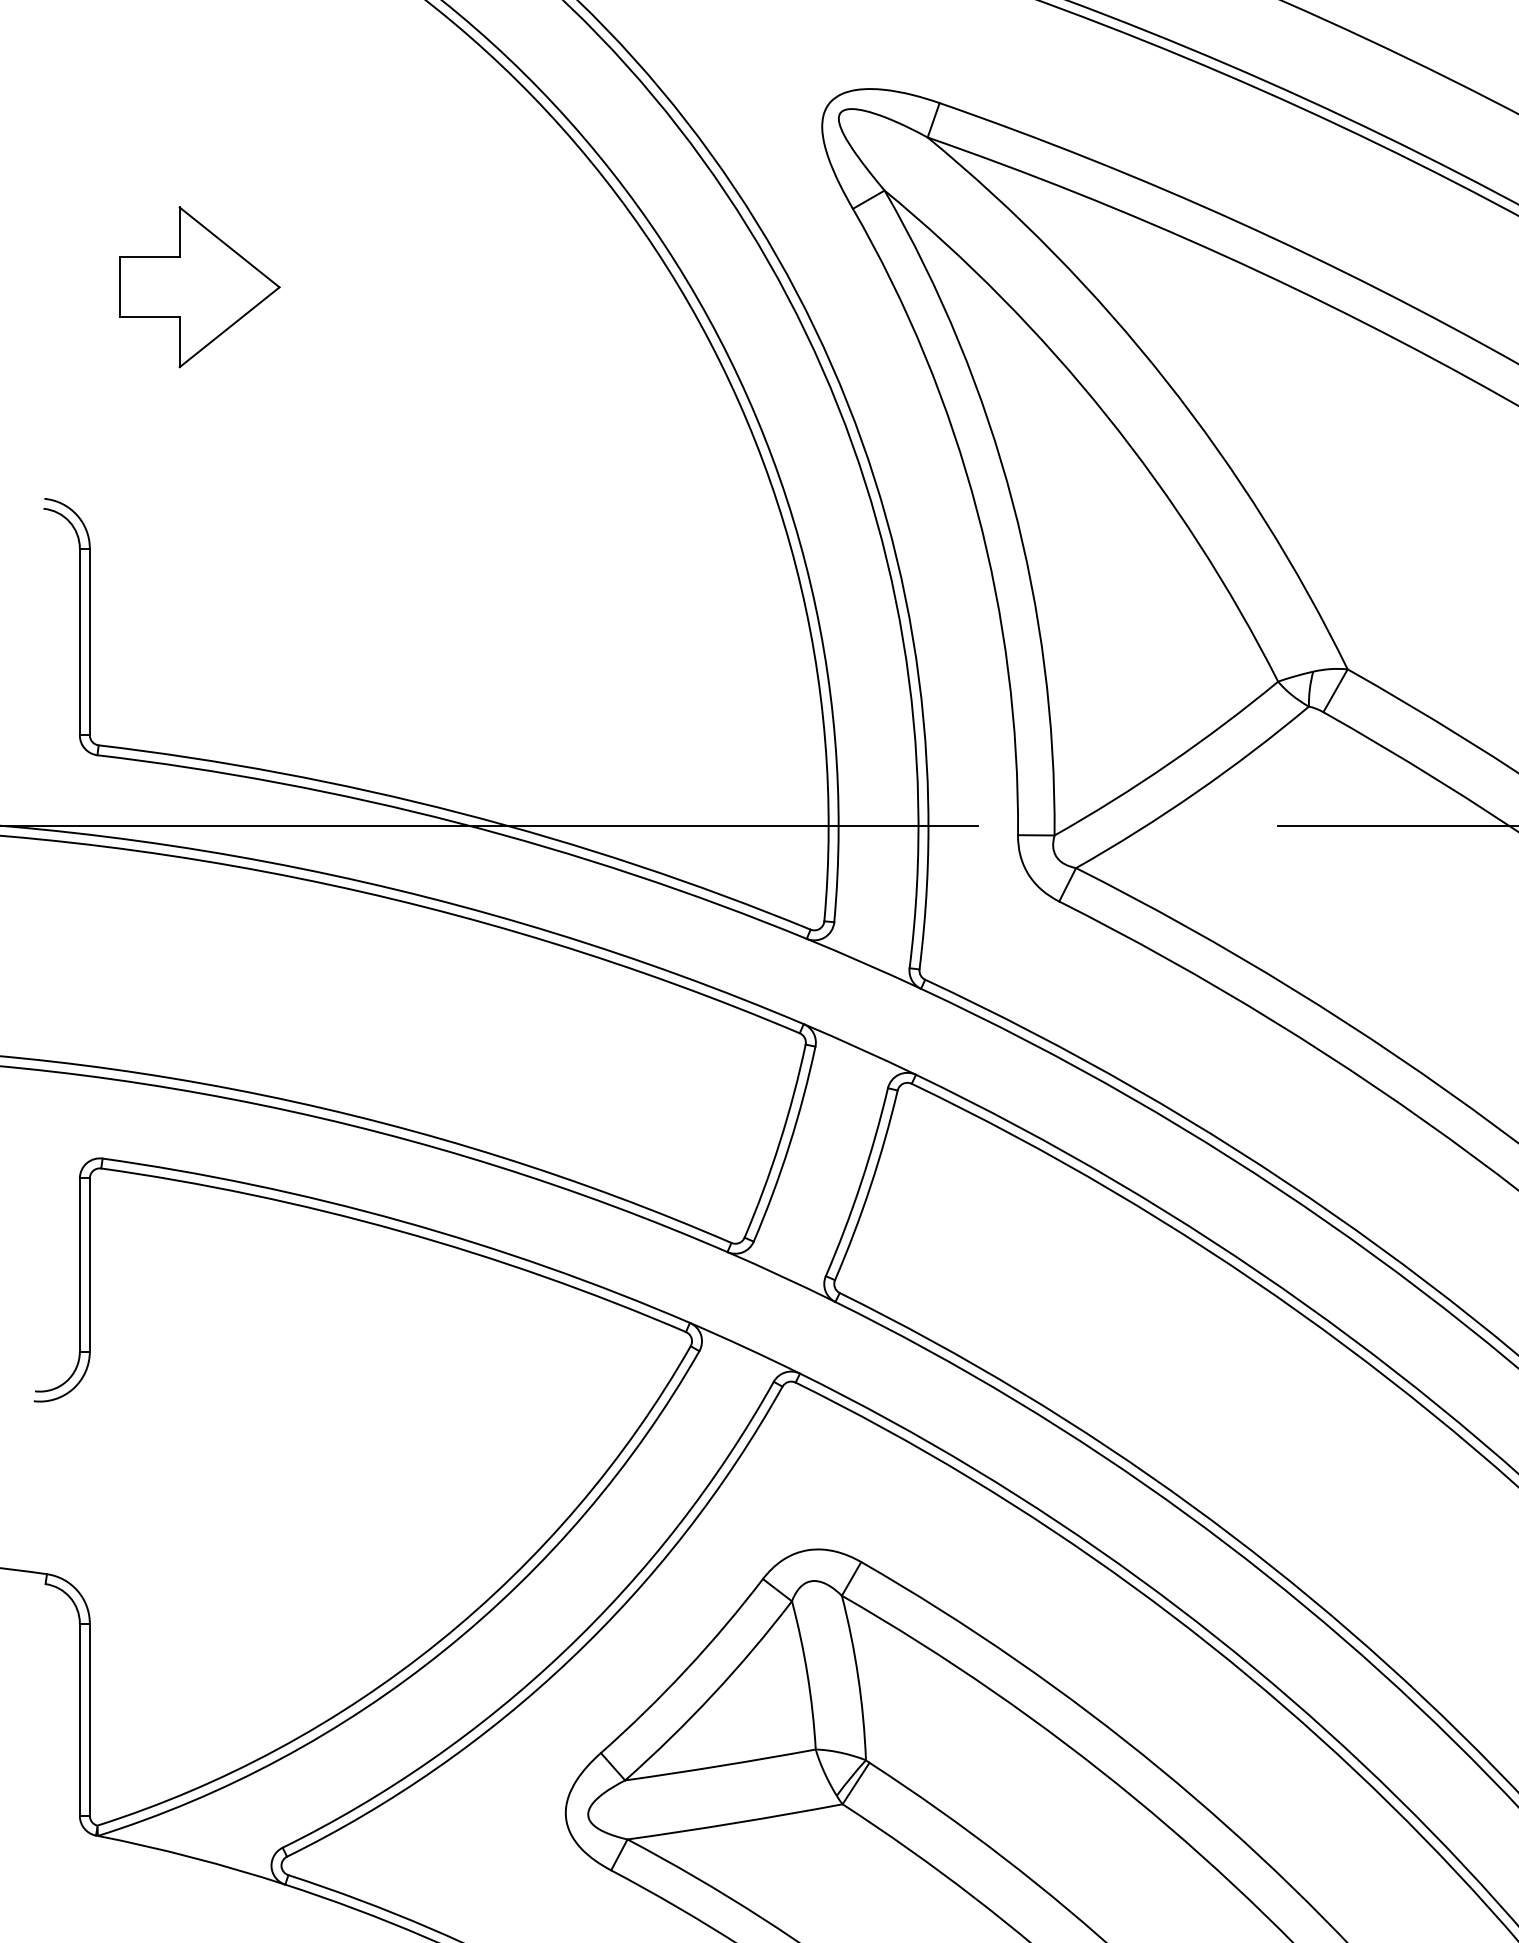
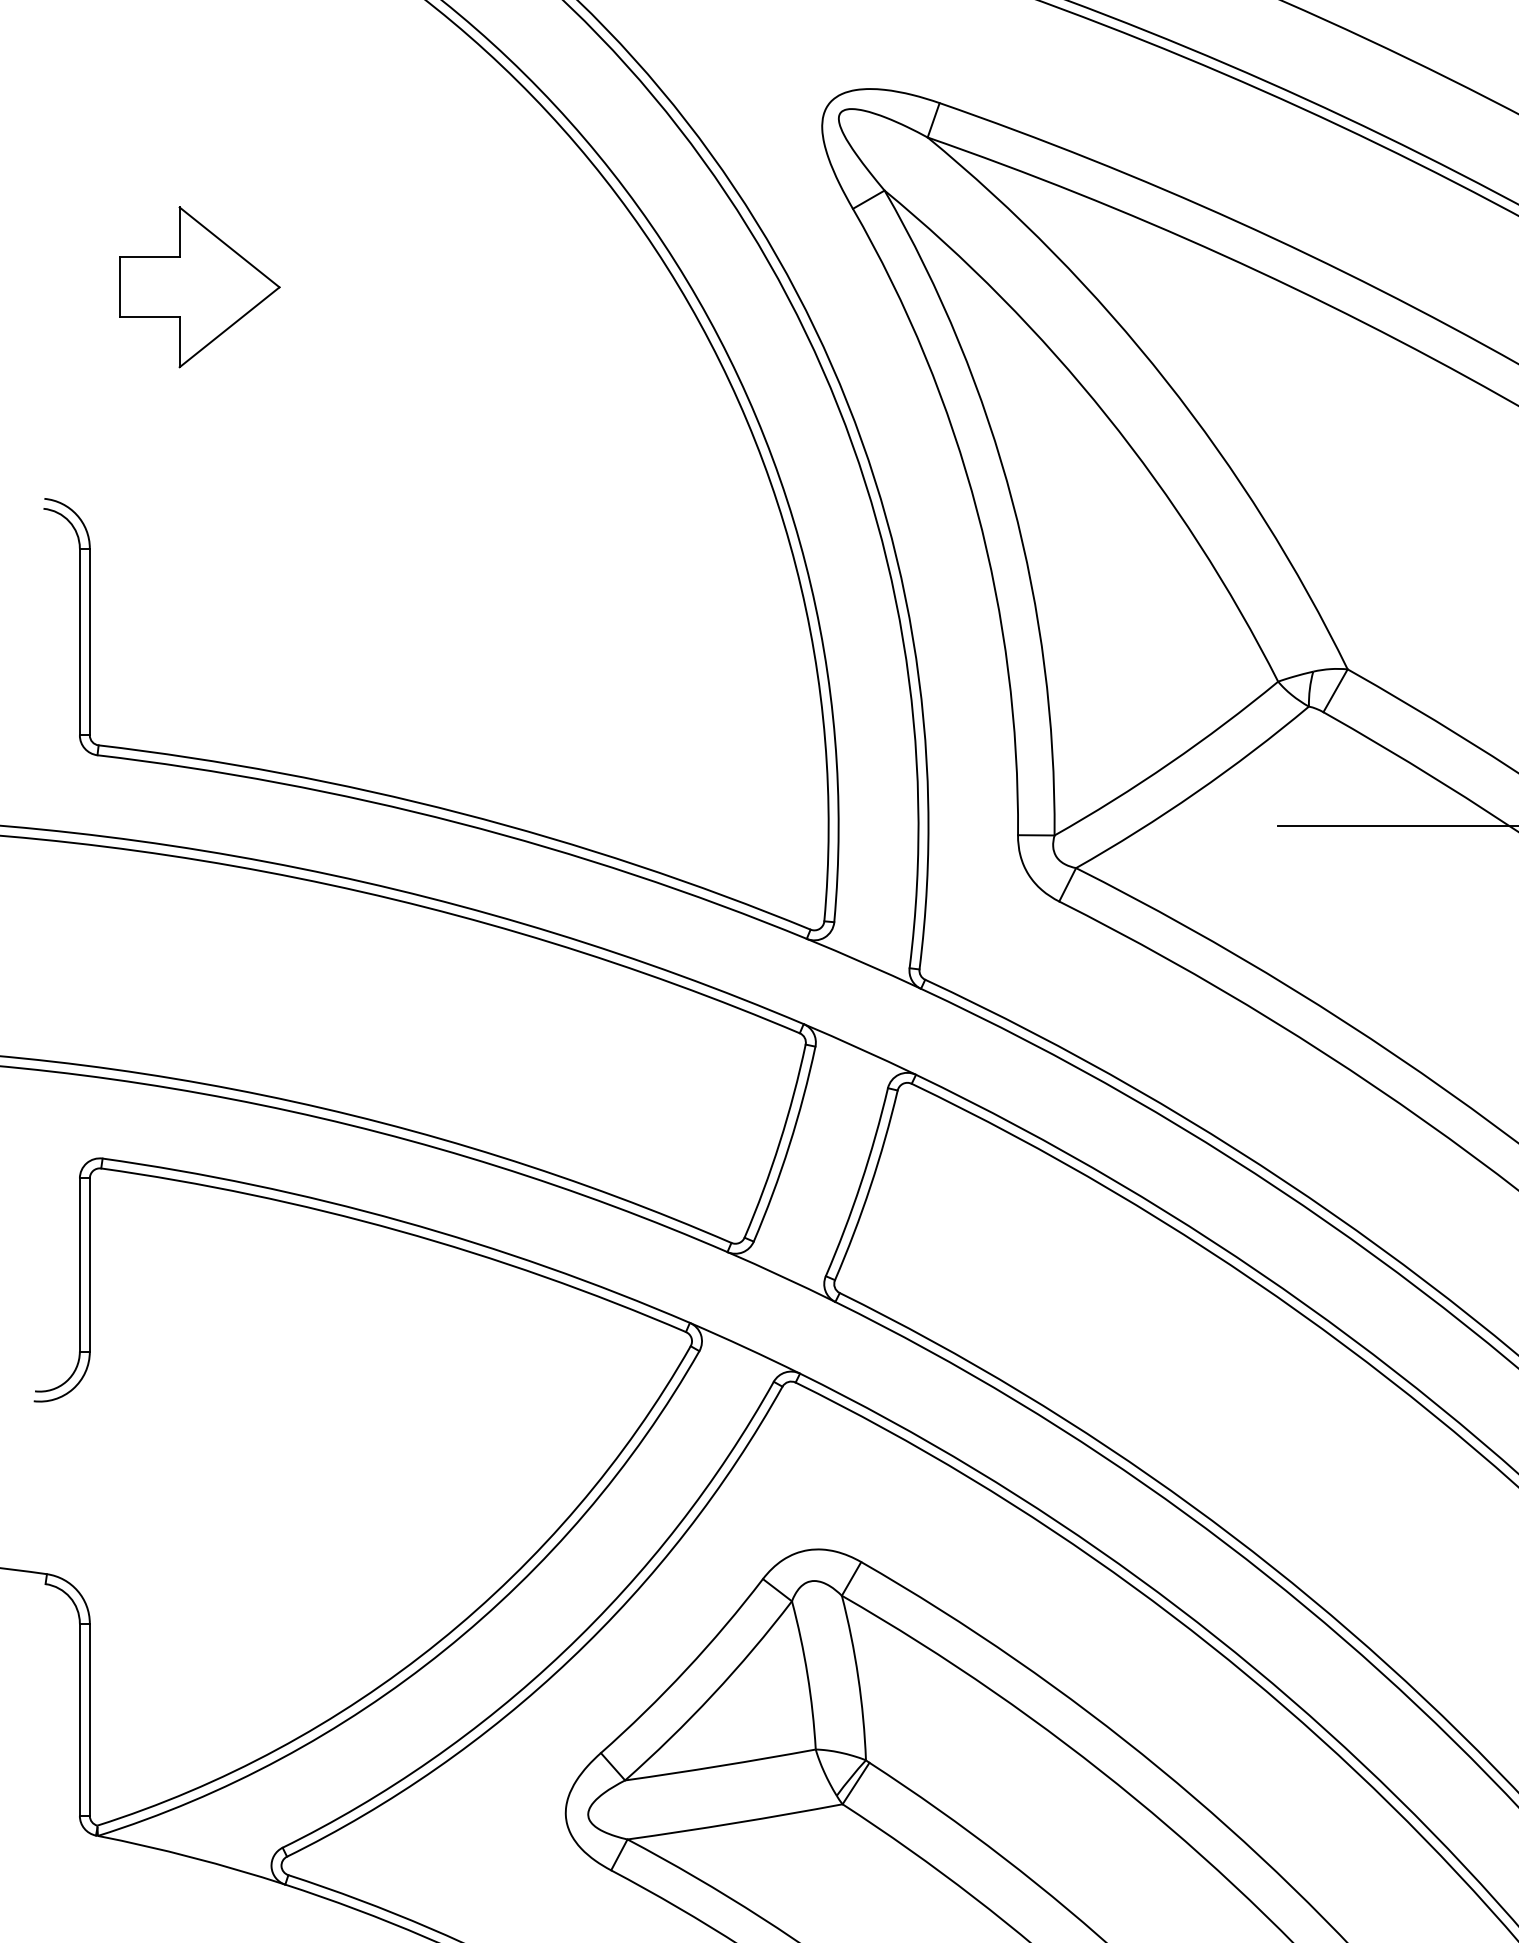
line: present -> none (490, 826)
